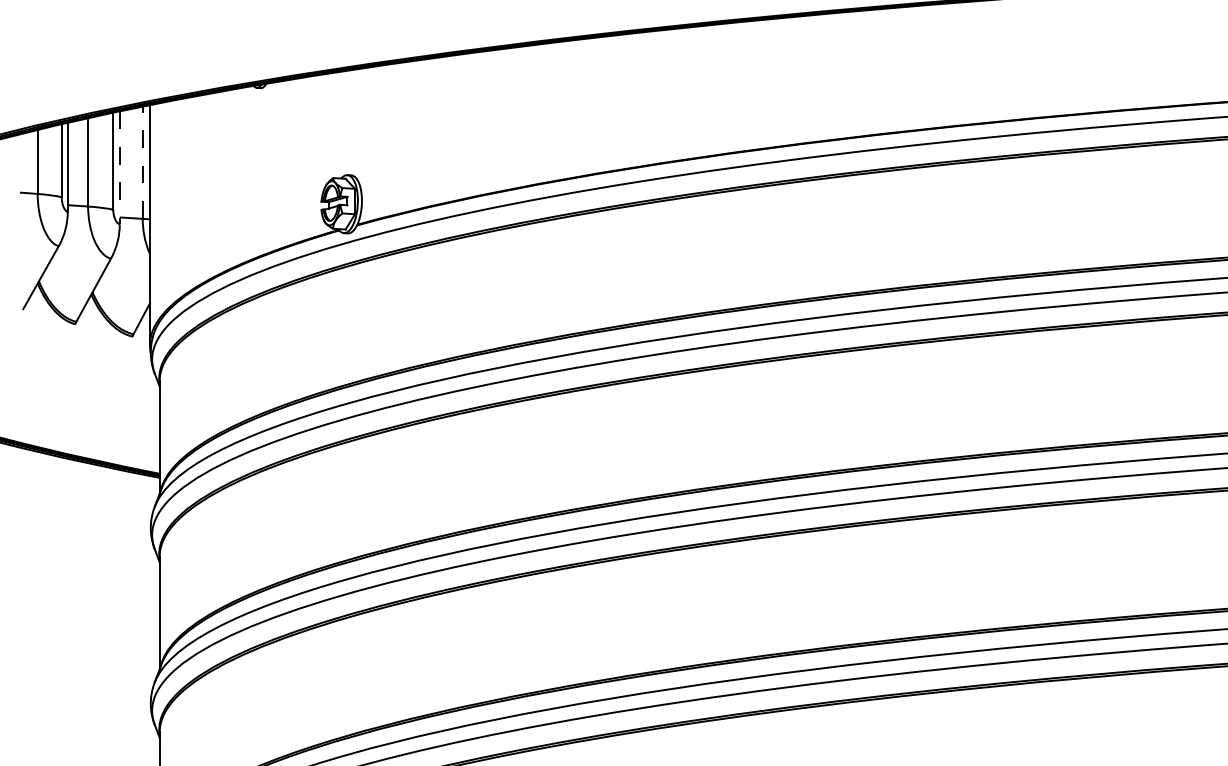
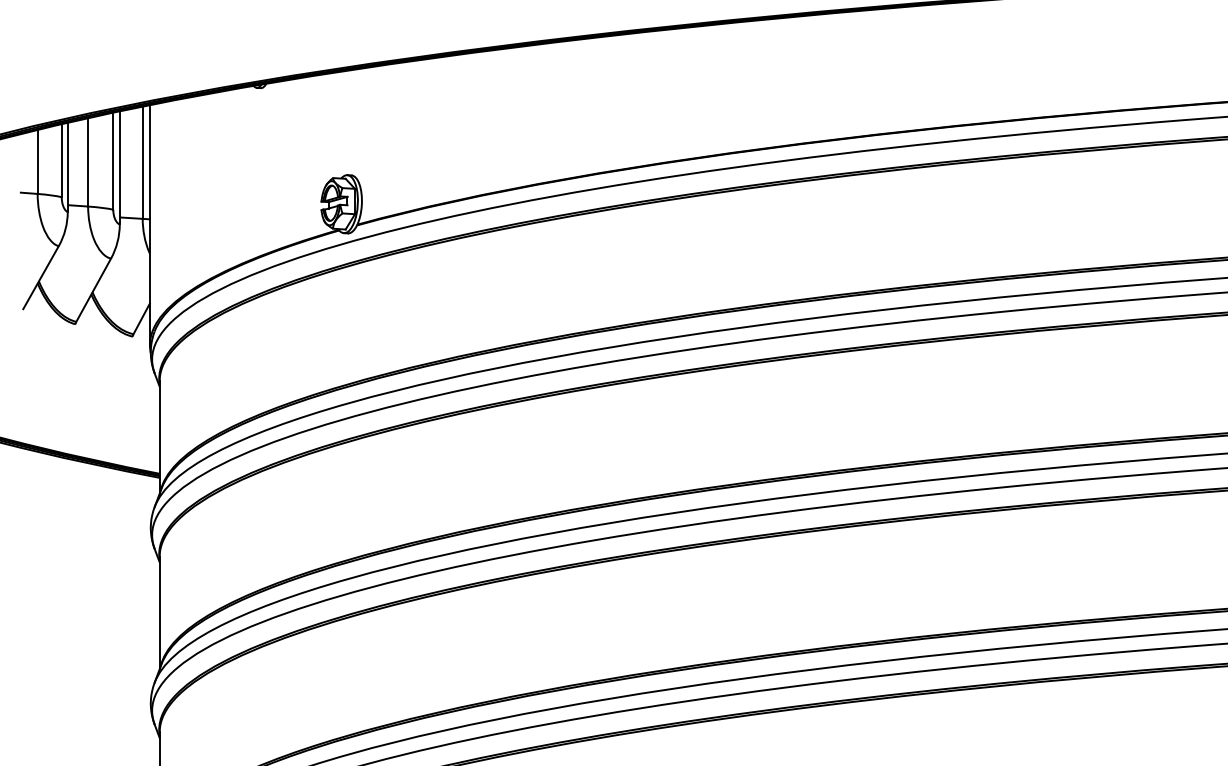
line: dashed -> solid (142, 162)
line: dashed -> solid (119, 168)
